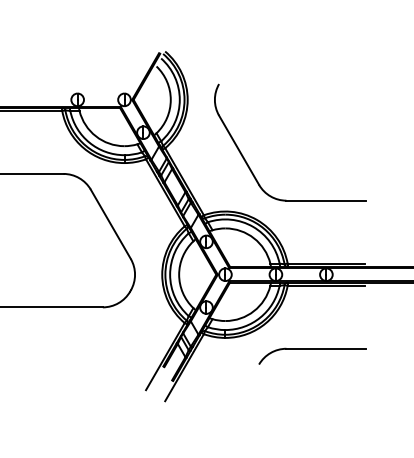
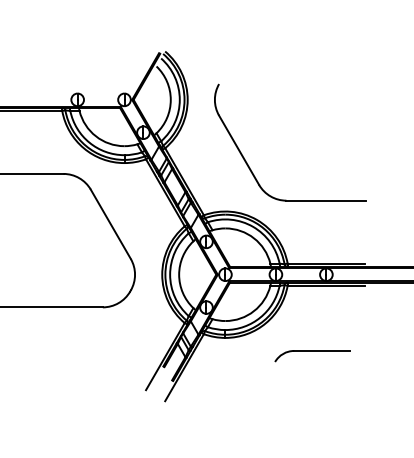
part size: 109x18 px -> 77x13 px (312, 356)
